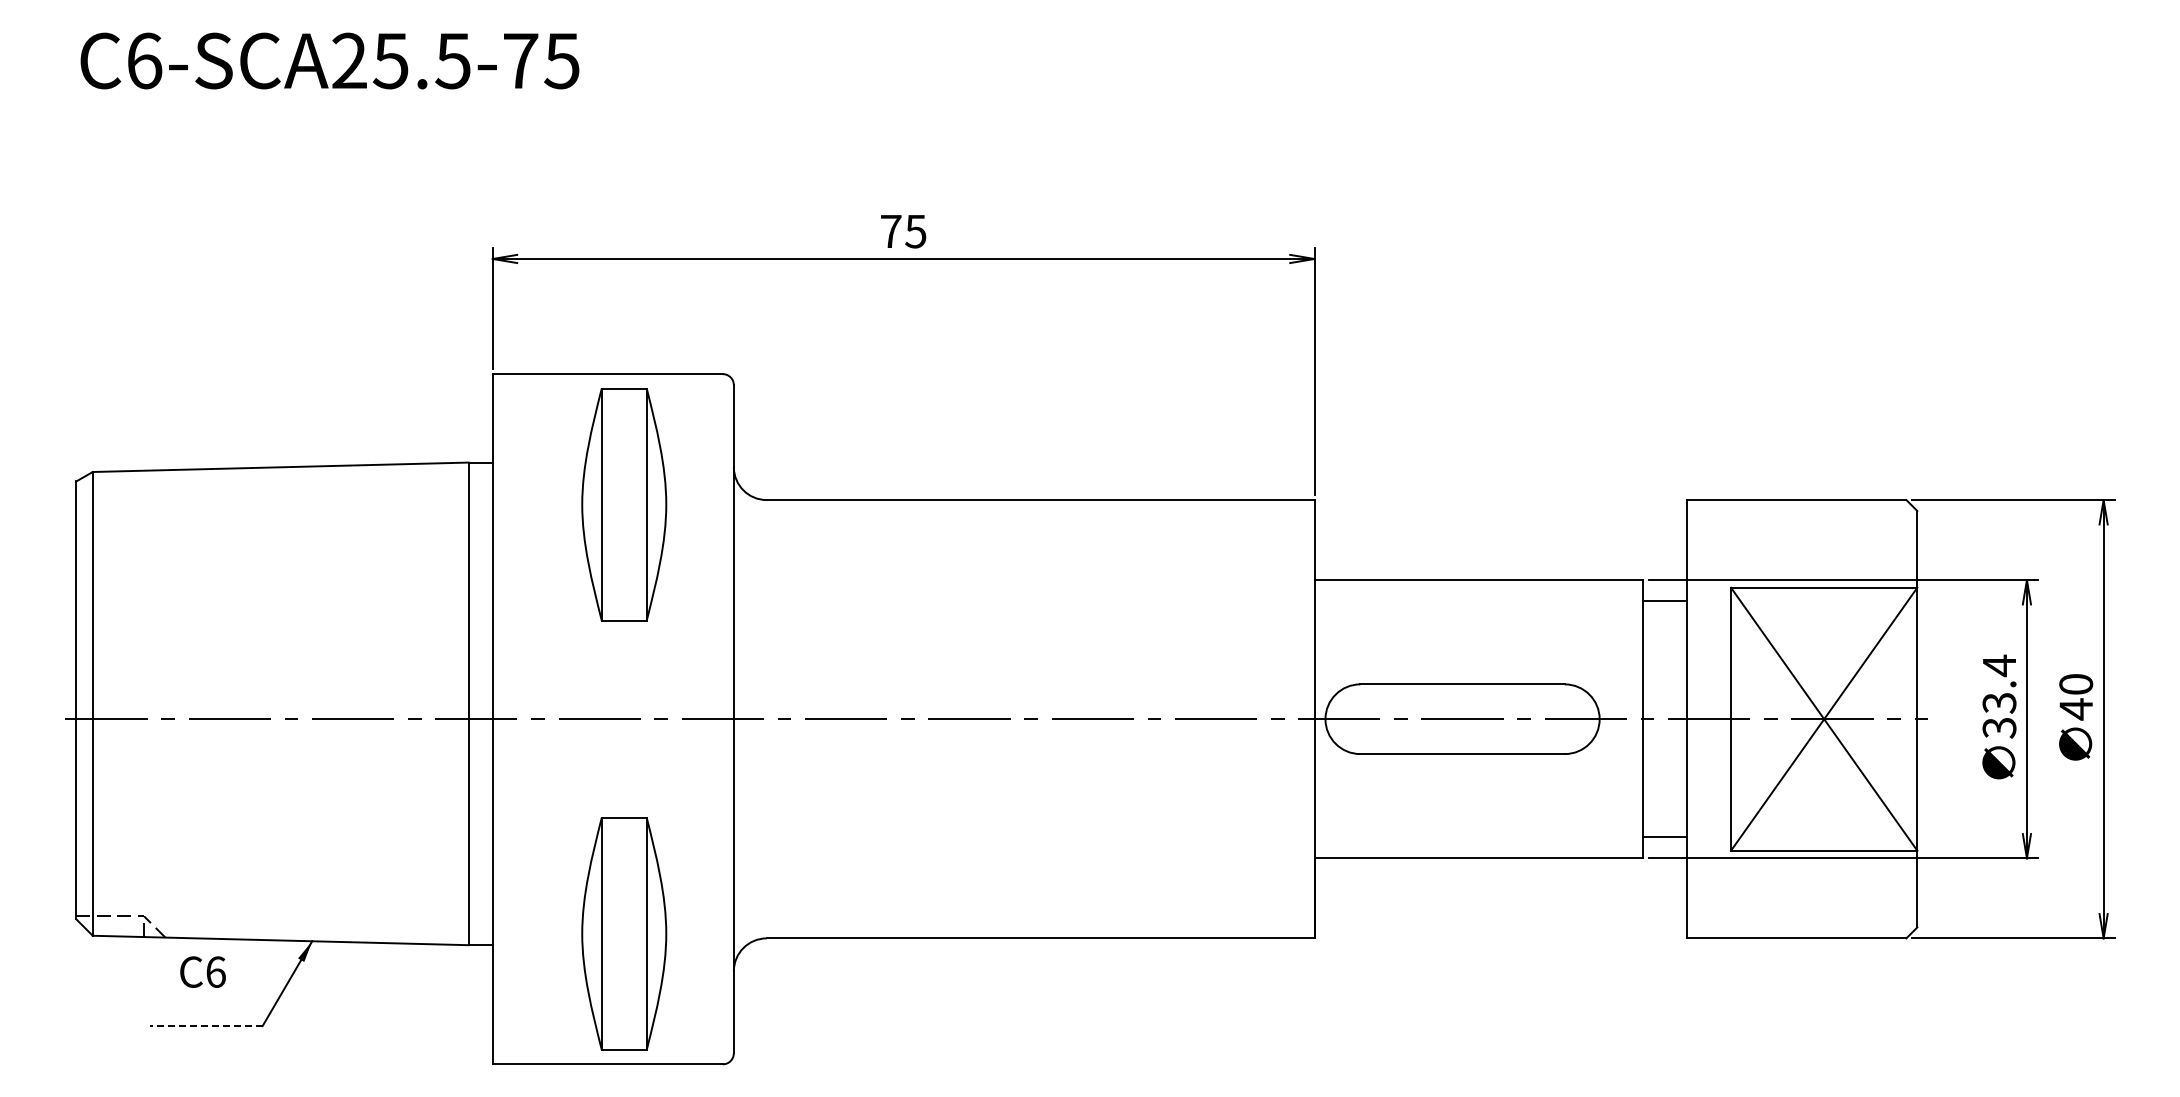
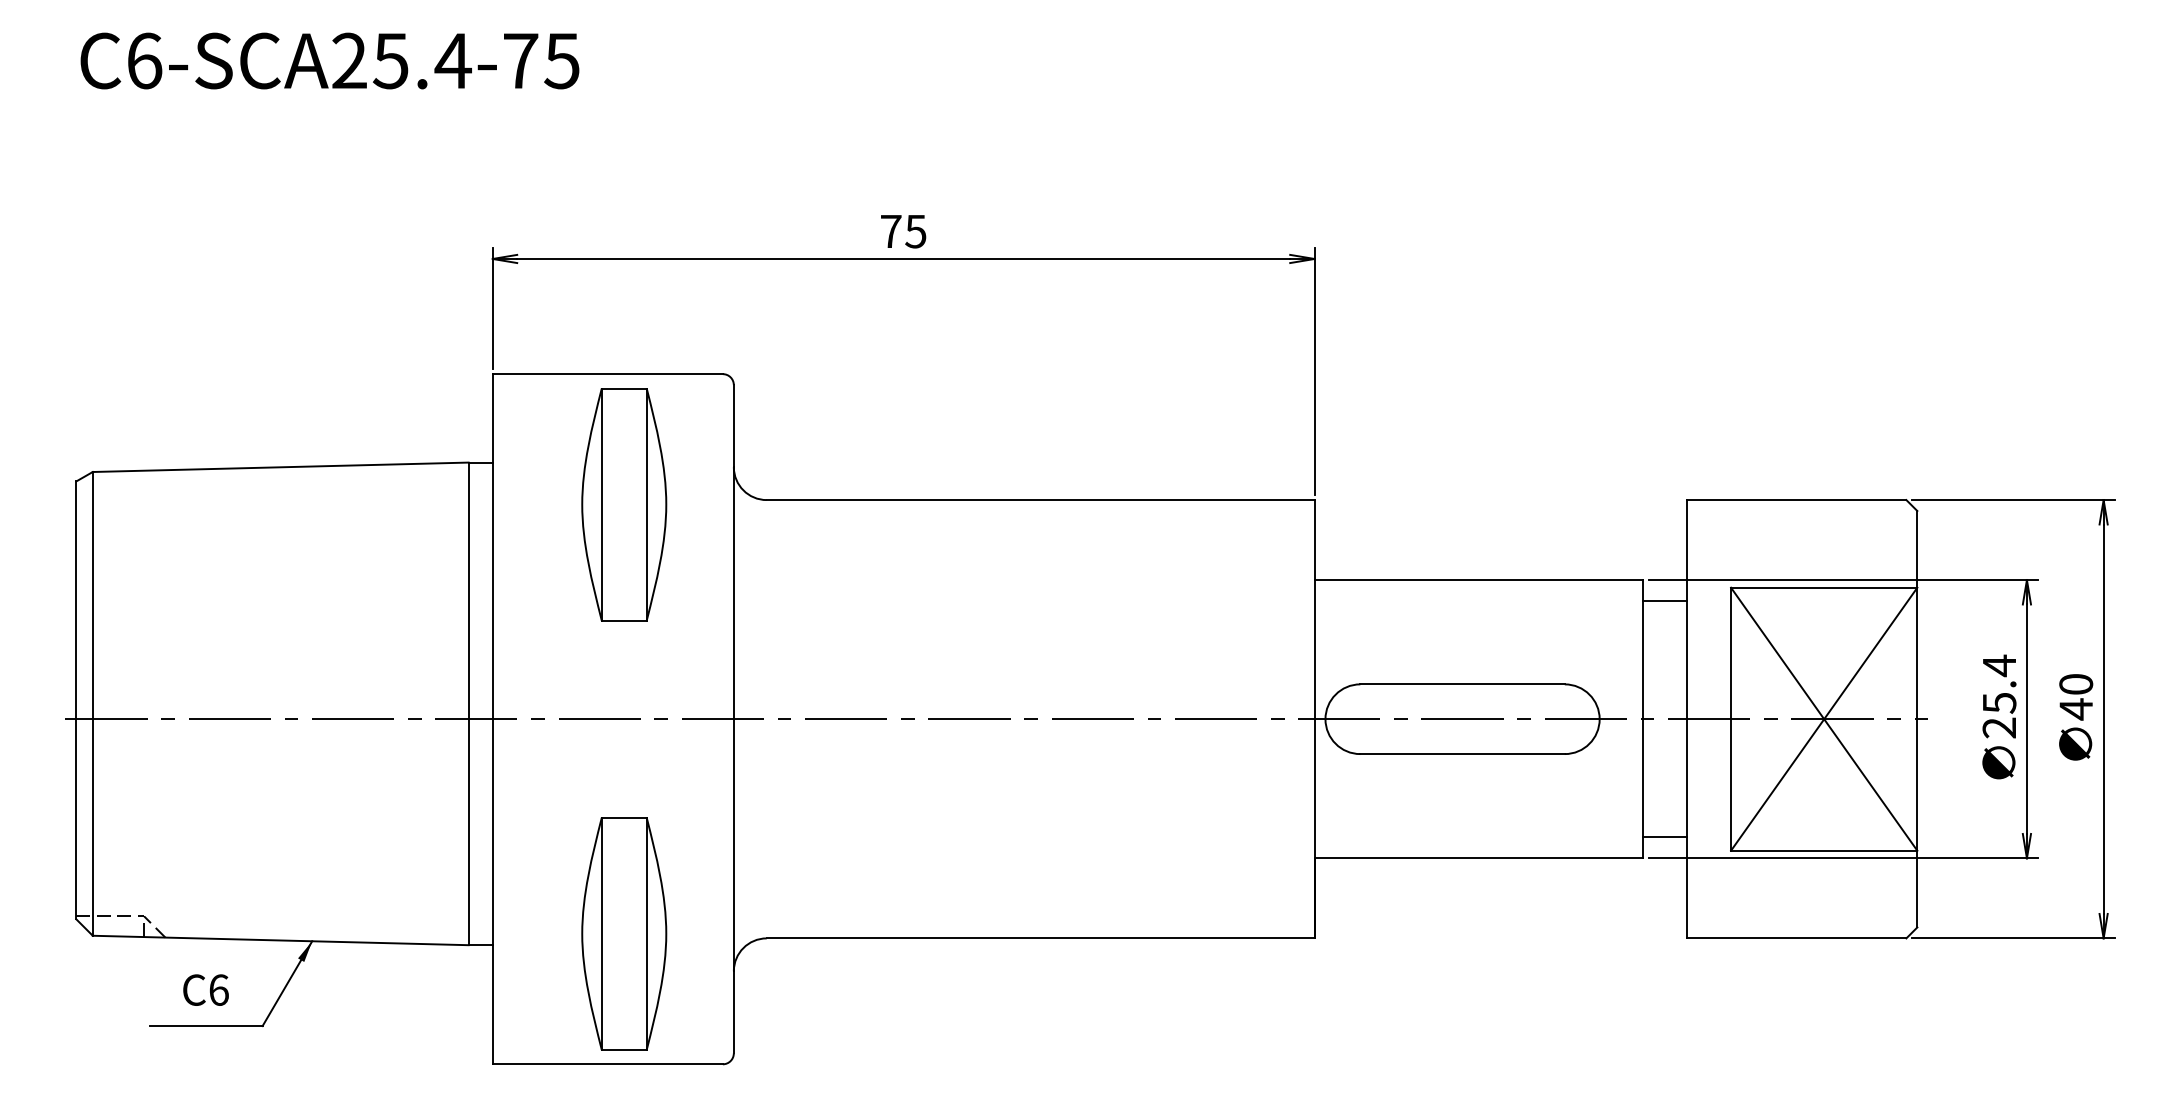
text: C6-SCA25.5-75 -> C6-SCA25.4-75 (452, 61)
text: 33.4 -> 25.4 (1999, 715)
text position: (202, 971) -> (205, 989) (205, 989)
line: dashed -> solid (205, 1026)
